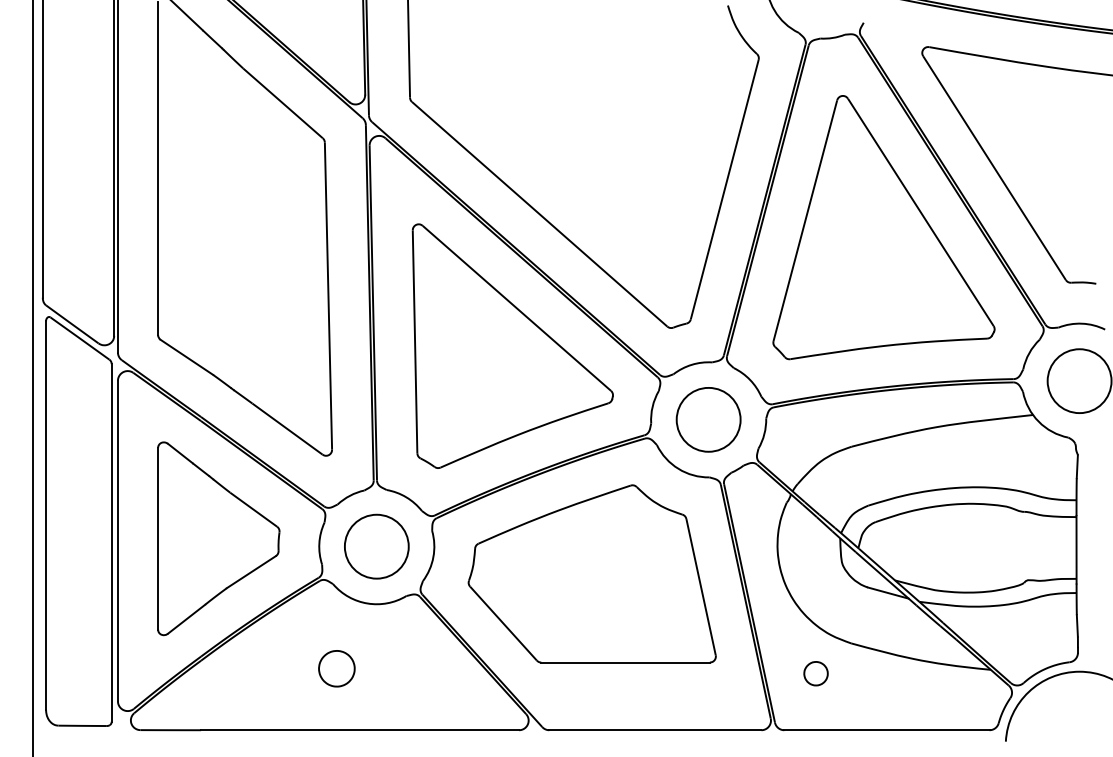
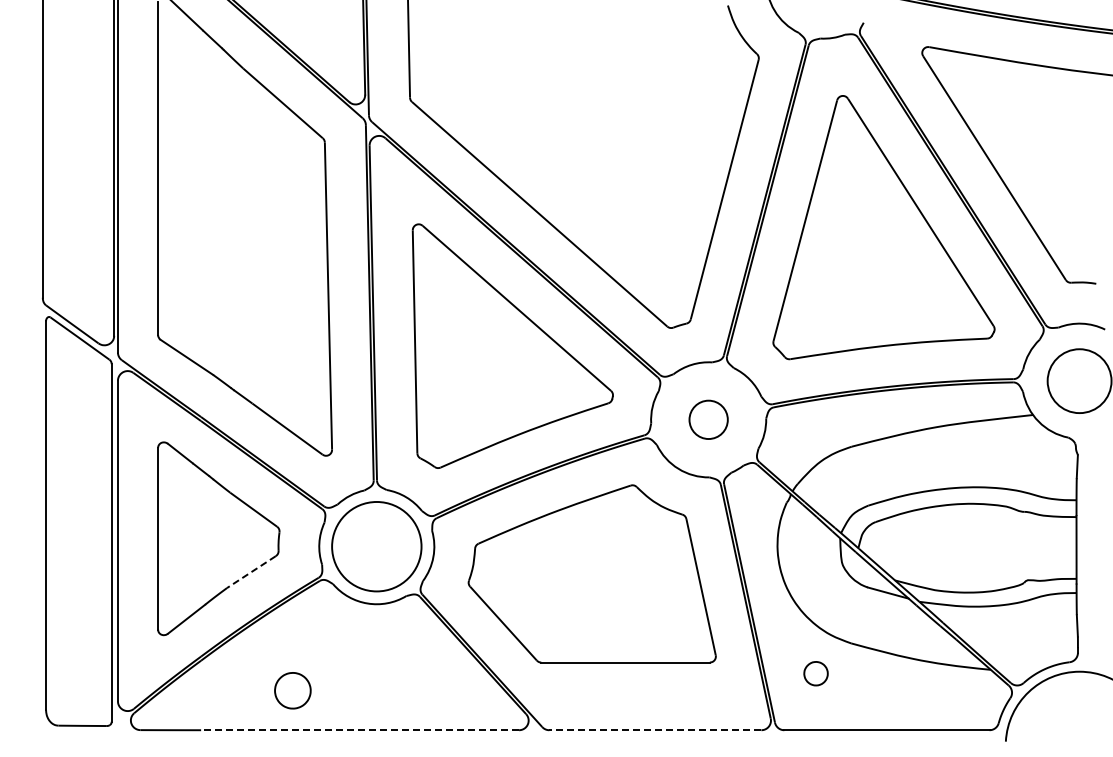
line: present -> none (33, 377)
circle diameter: 64 px -> 38 px (708, 419)
circle diameter: 64 px -> 89 px (376, 546)
line: solid -> dashed (250, 572)
part position: (336, 668) -> (292, 690) (292, 690)
line: solid -> dashed (360, 730)
line: solid -> dashed (655, 730)
